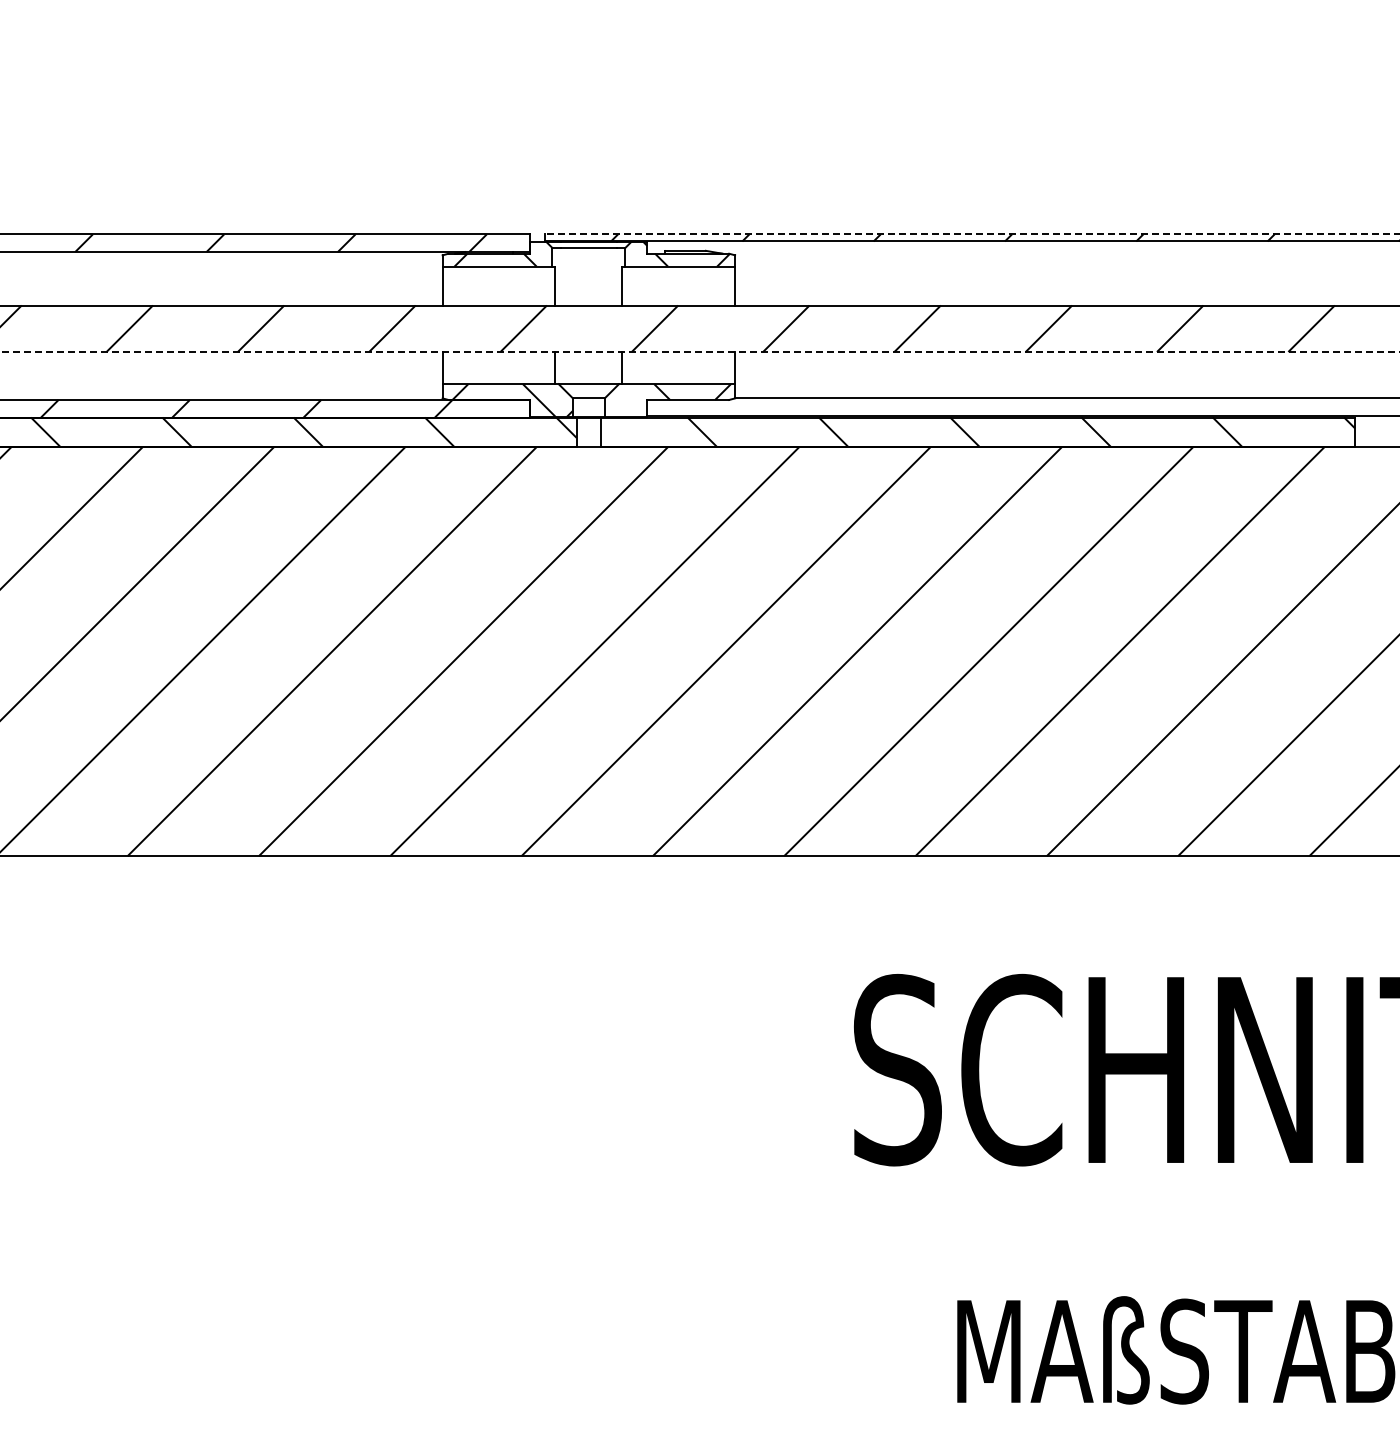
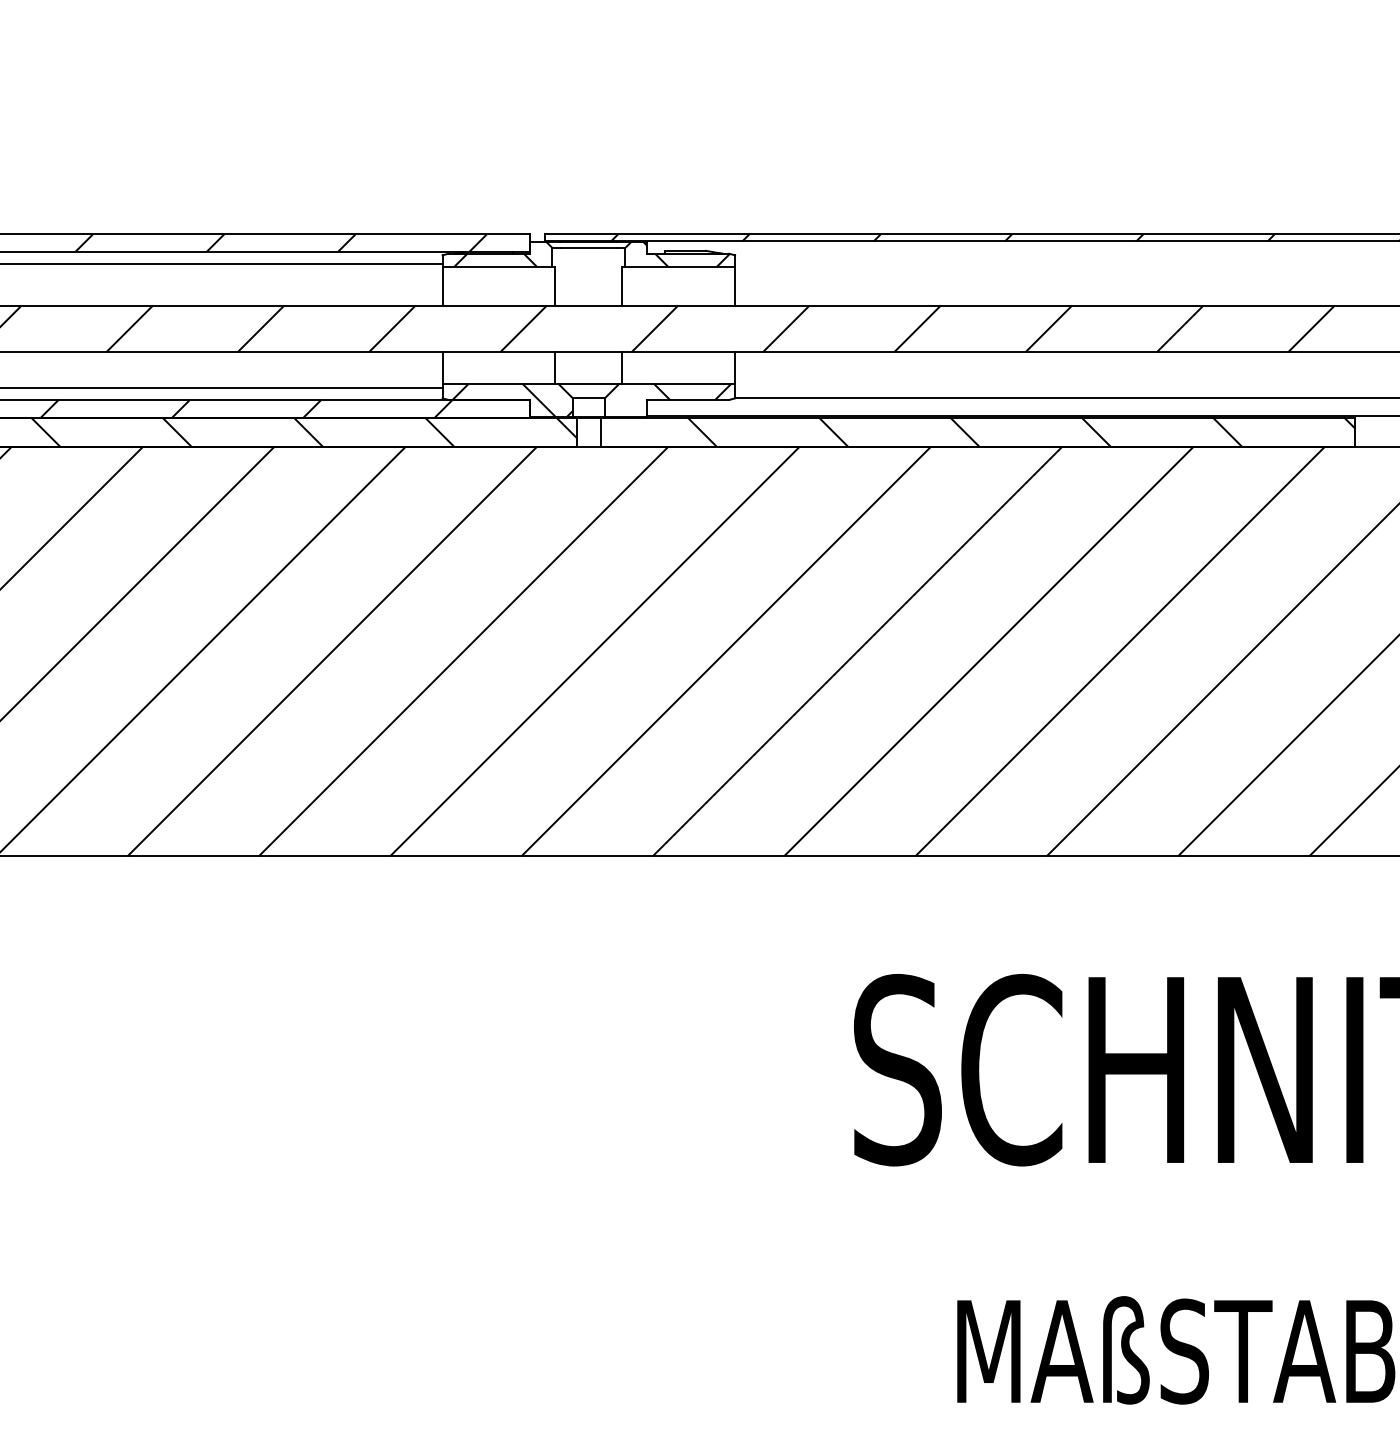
line: dashed -> solid (971, 234)
line: none -> present (222, 263)
line: dashed -> solid (700, 352)
line: none -> present (222, 388)
